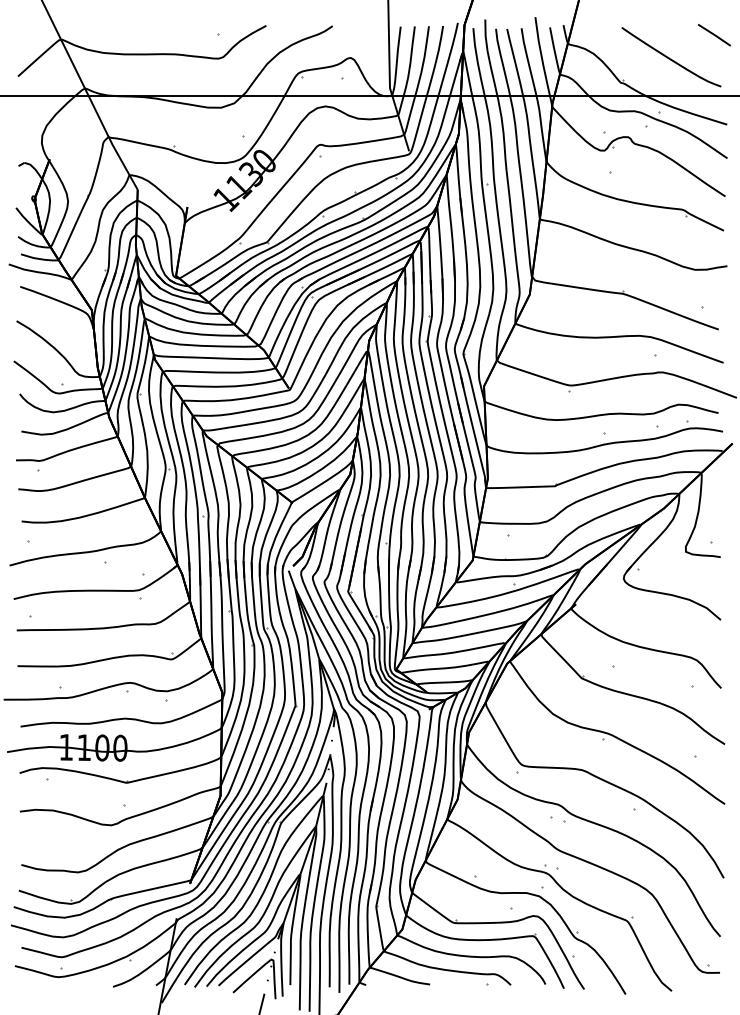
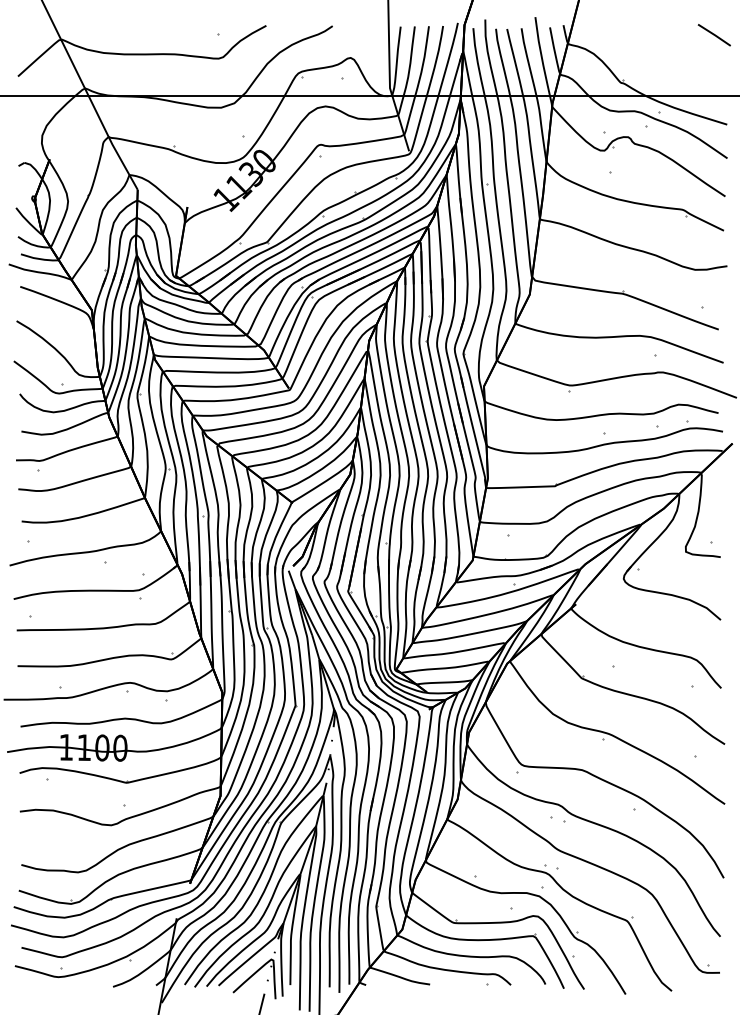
curve: present -> none (671, 58)
